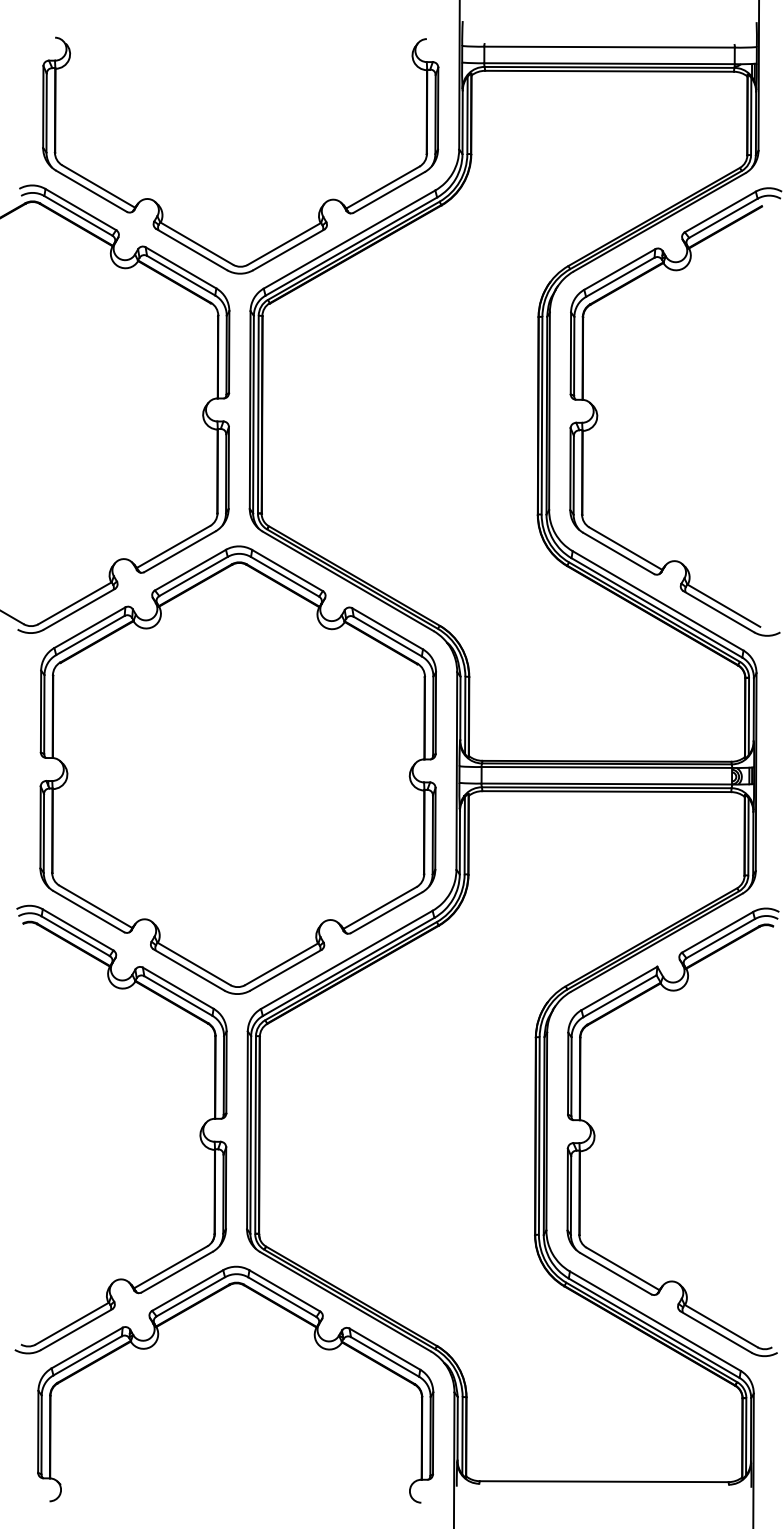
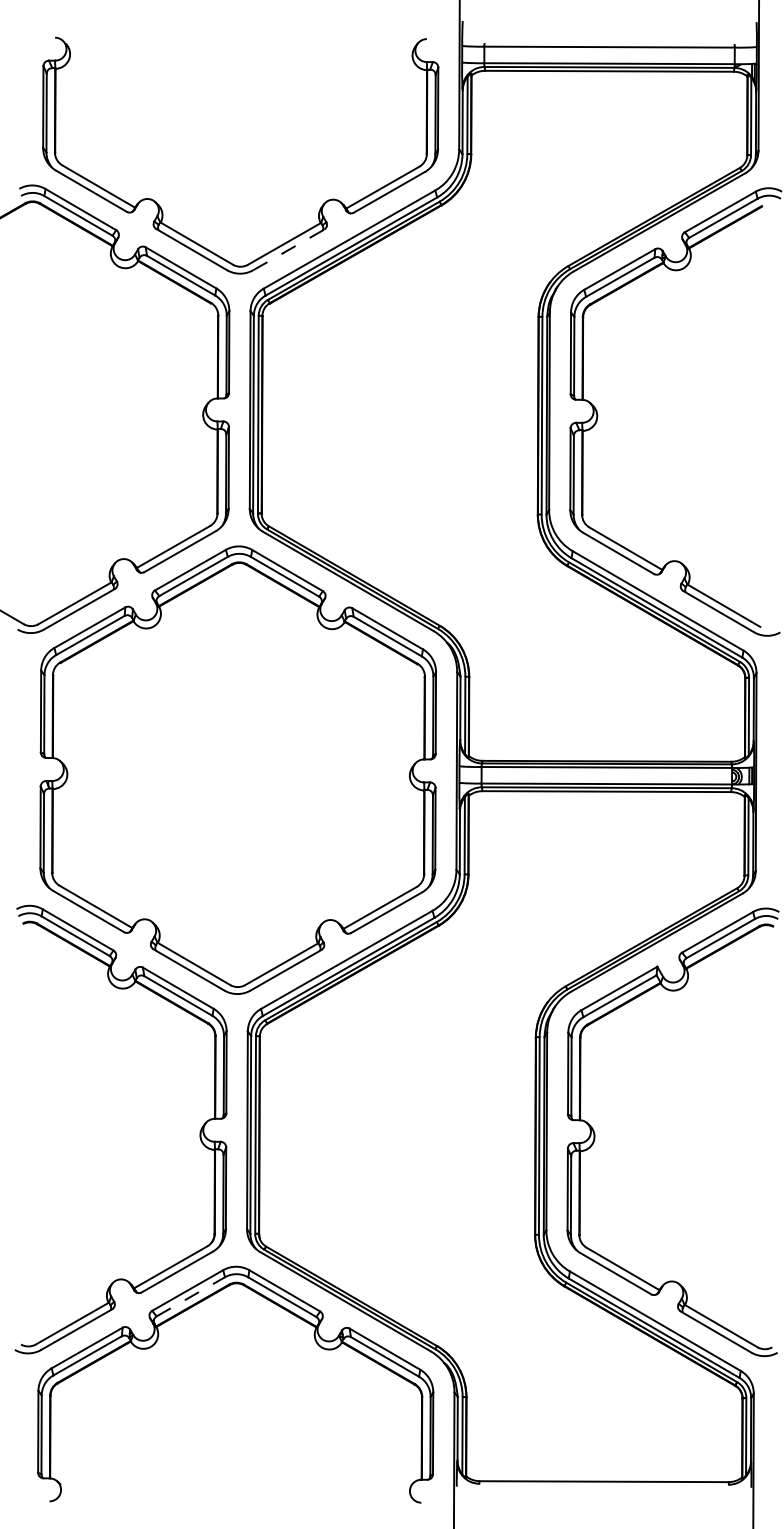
line: solid -> dashed (288, 249)
line: solid -> dashed (191, 1296)
